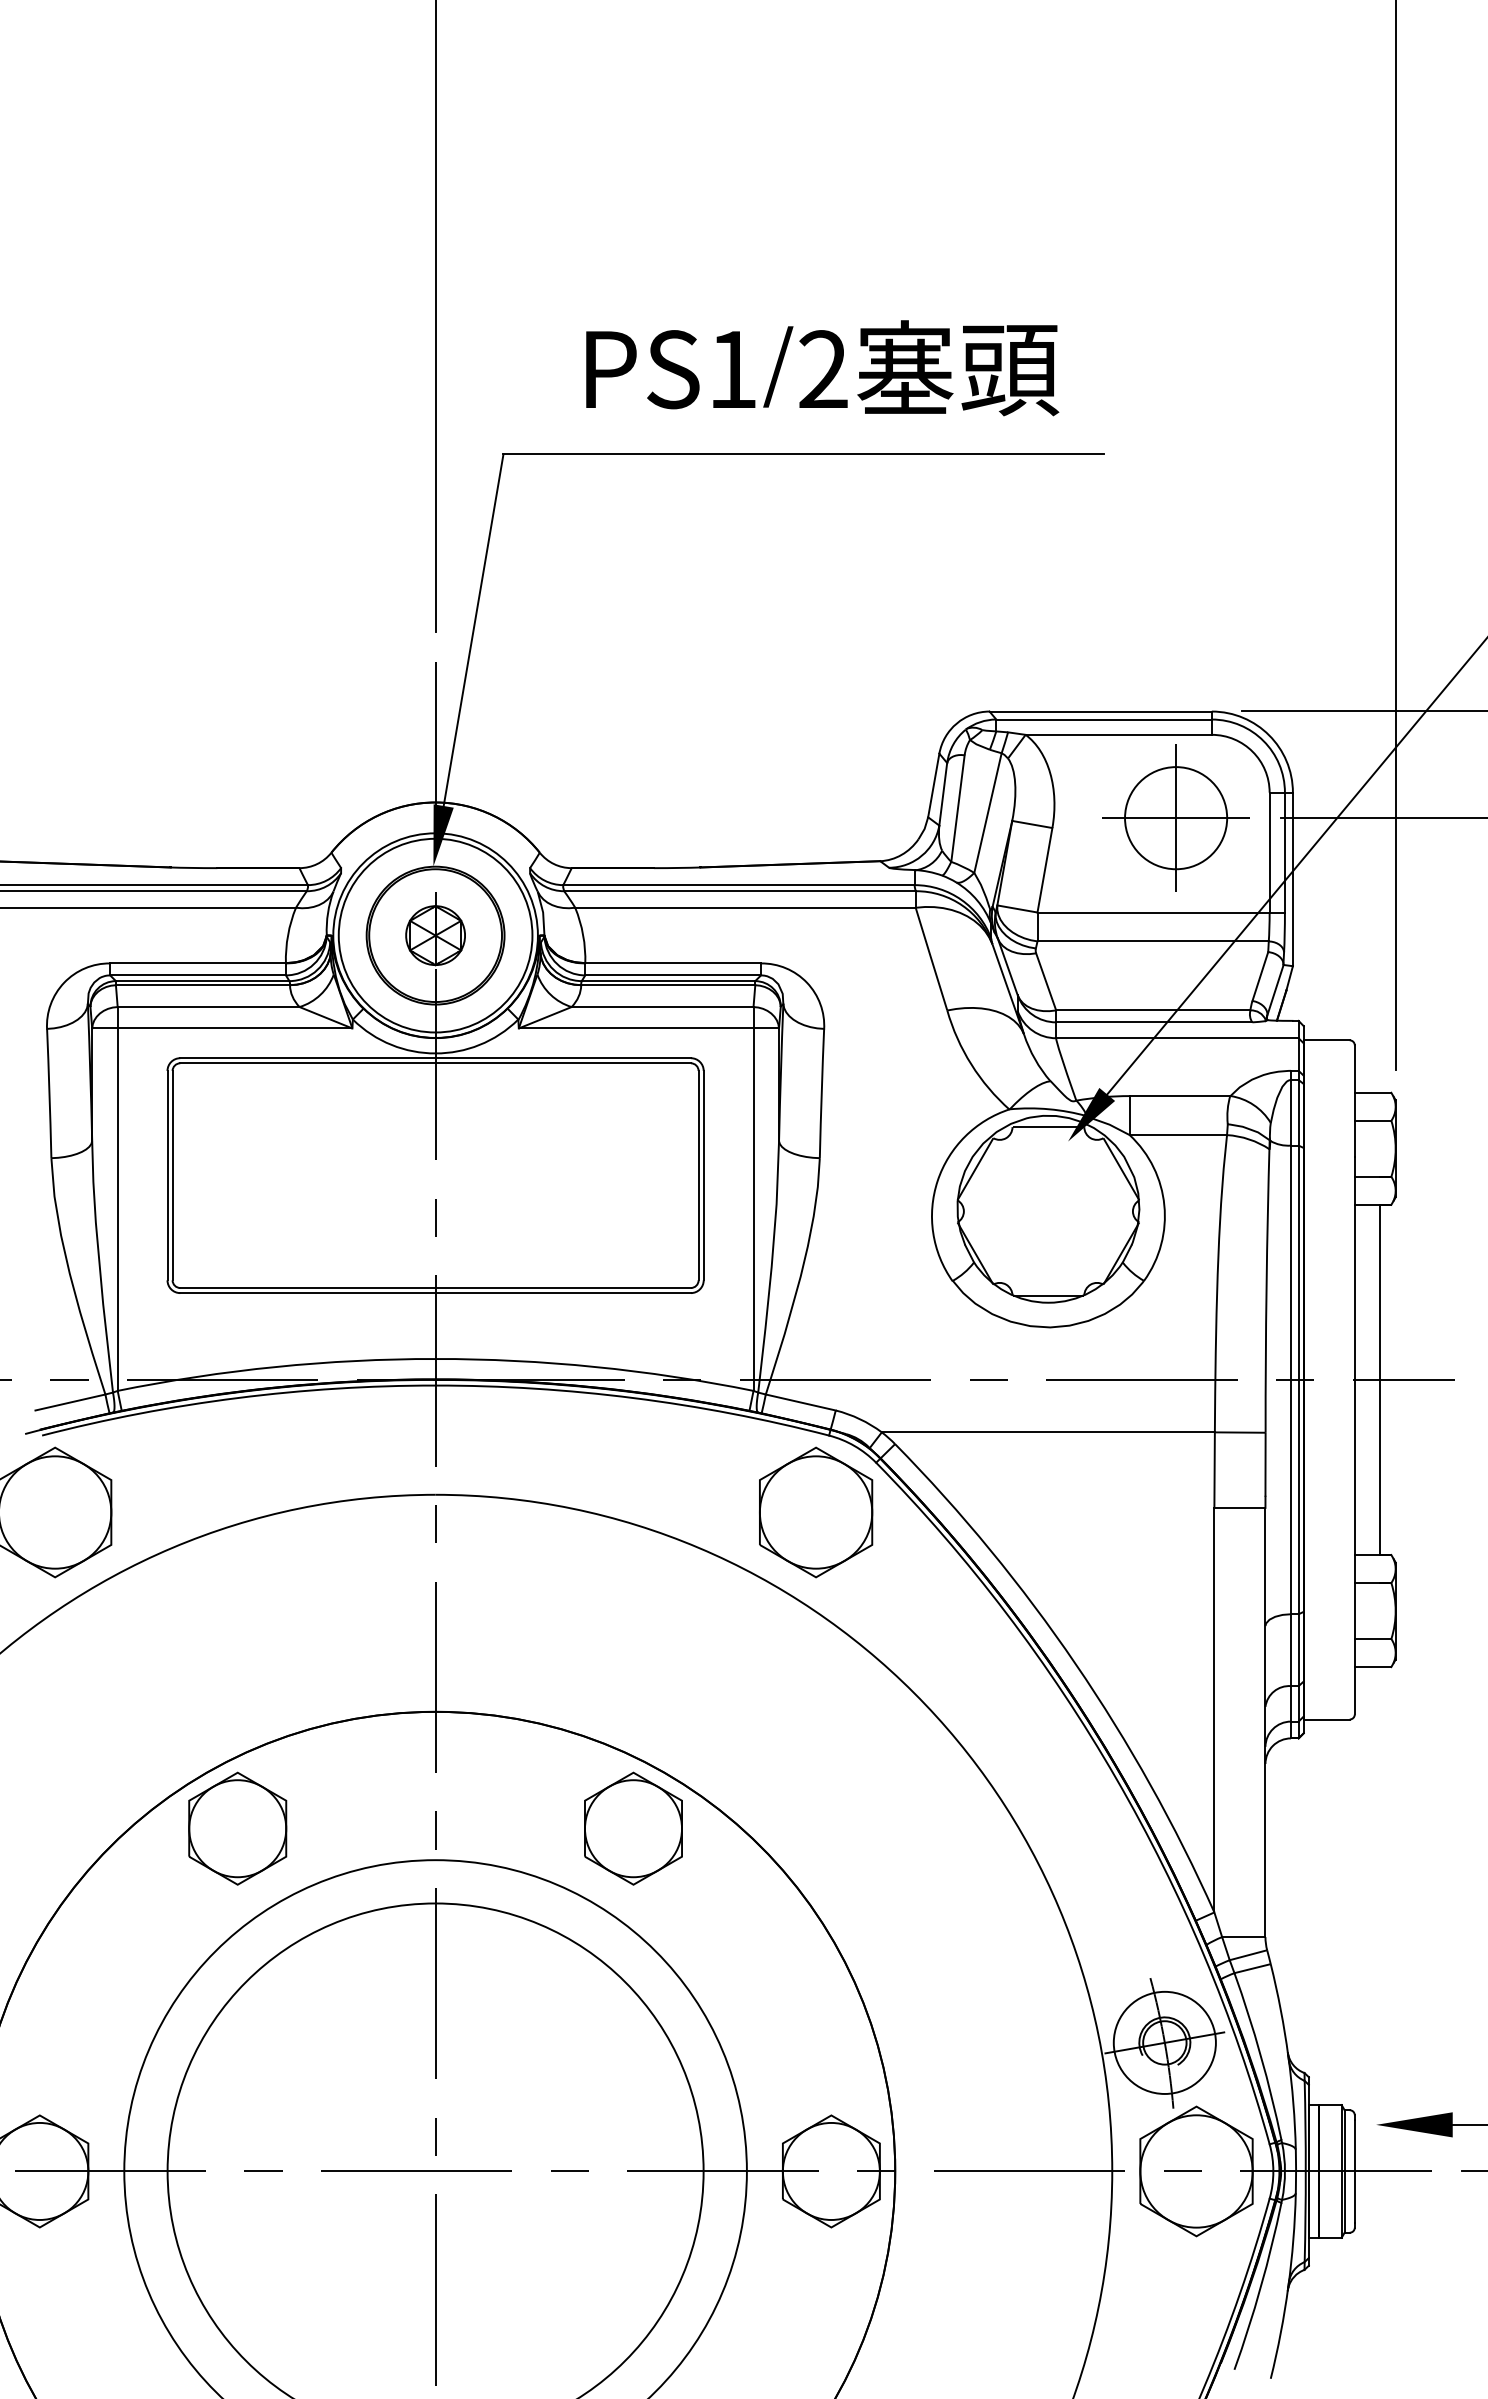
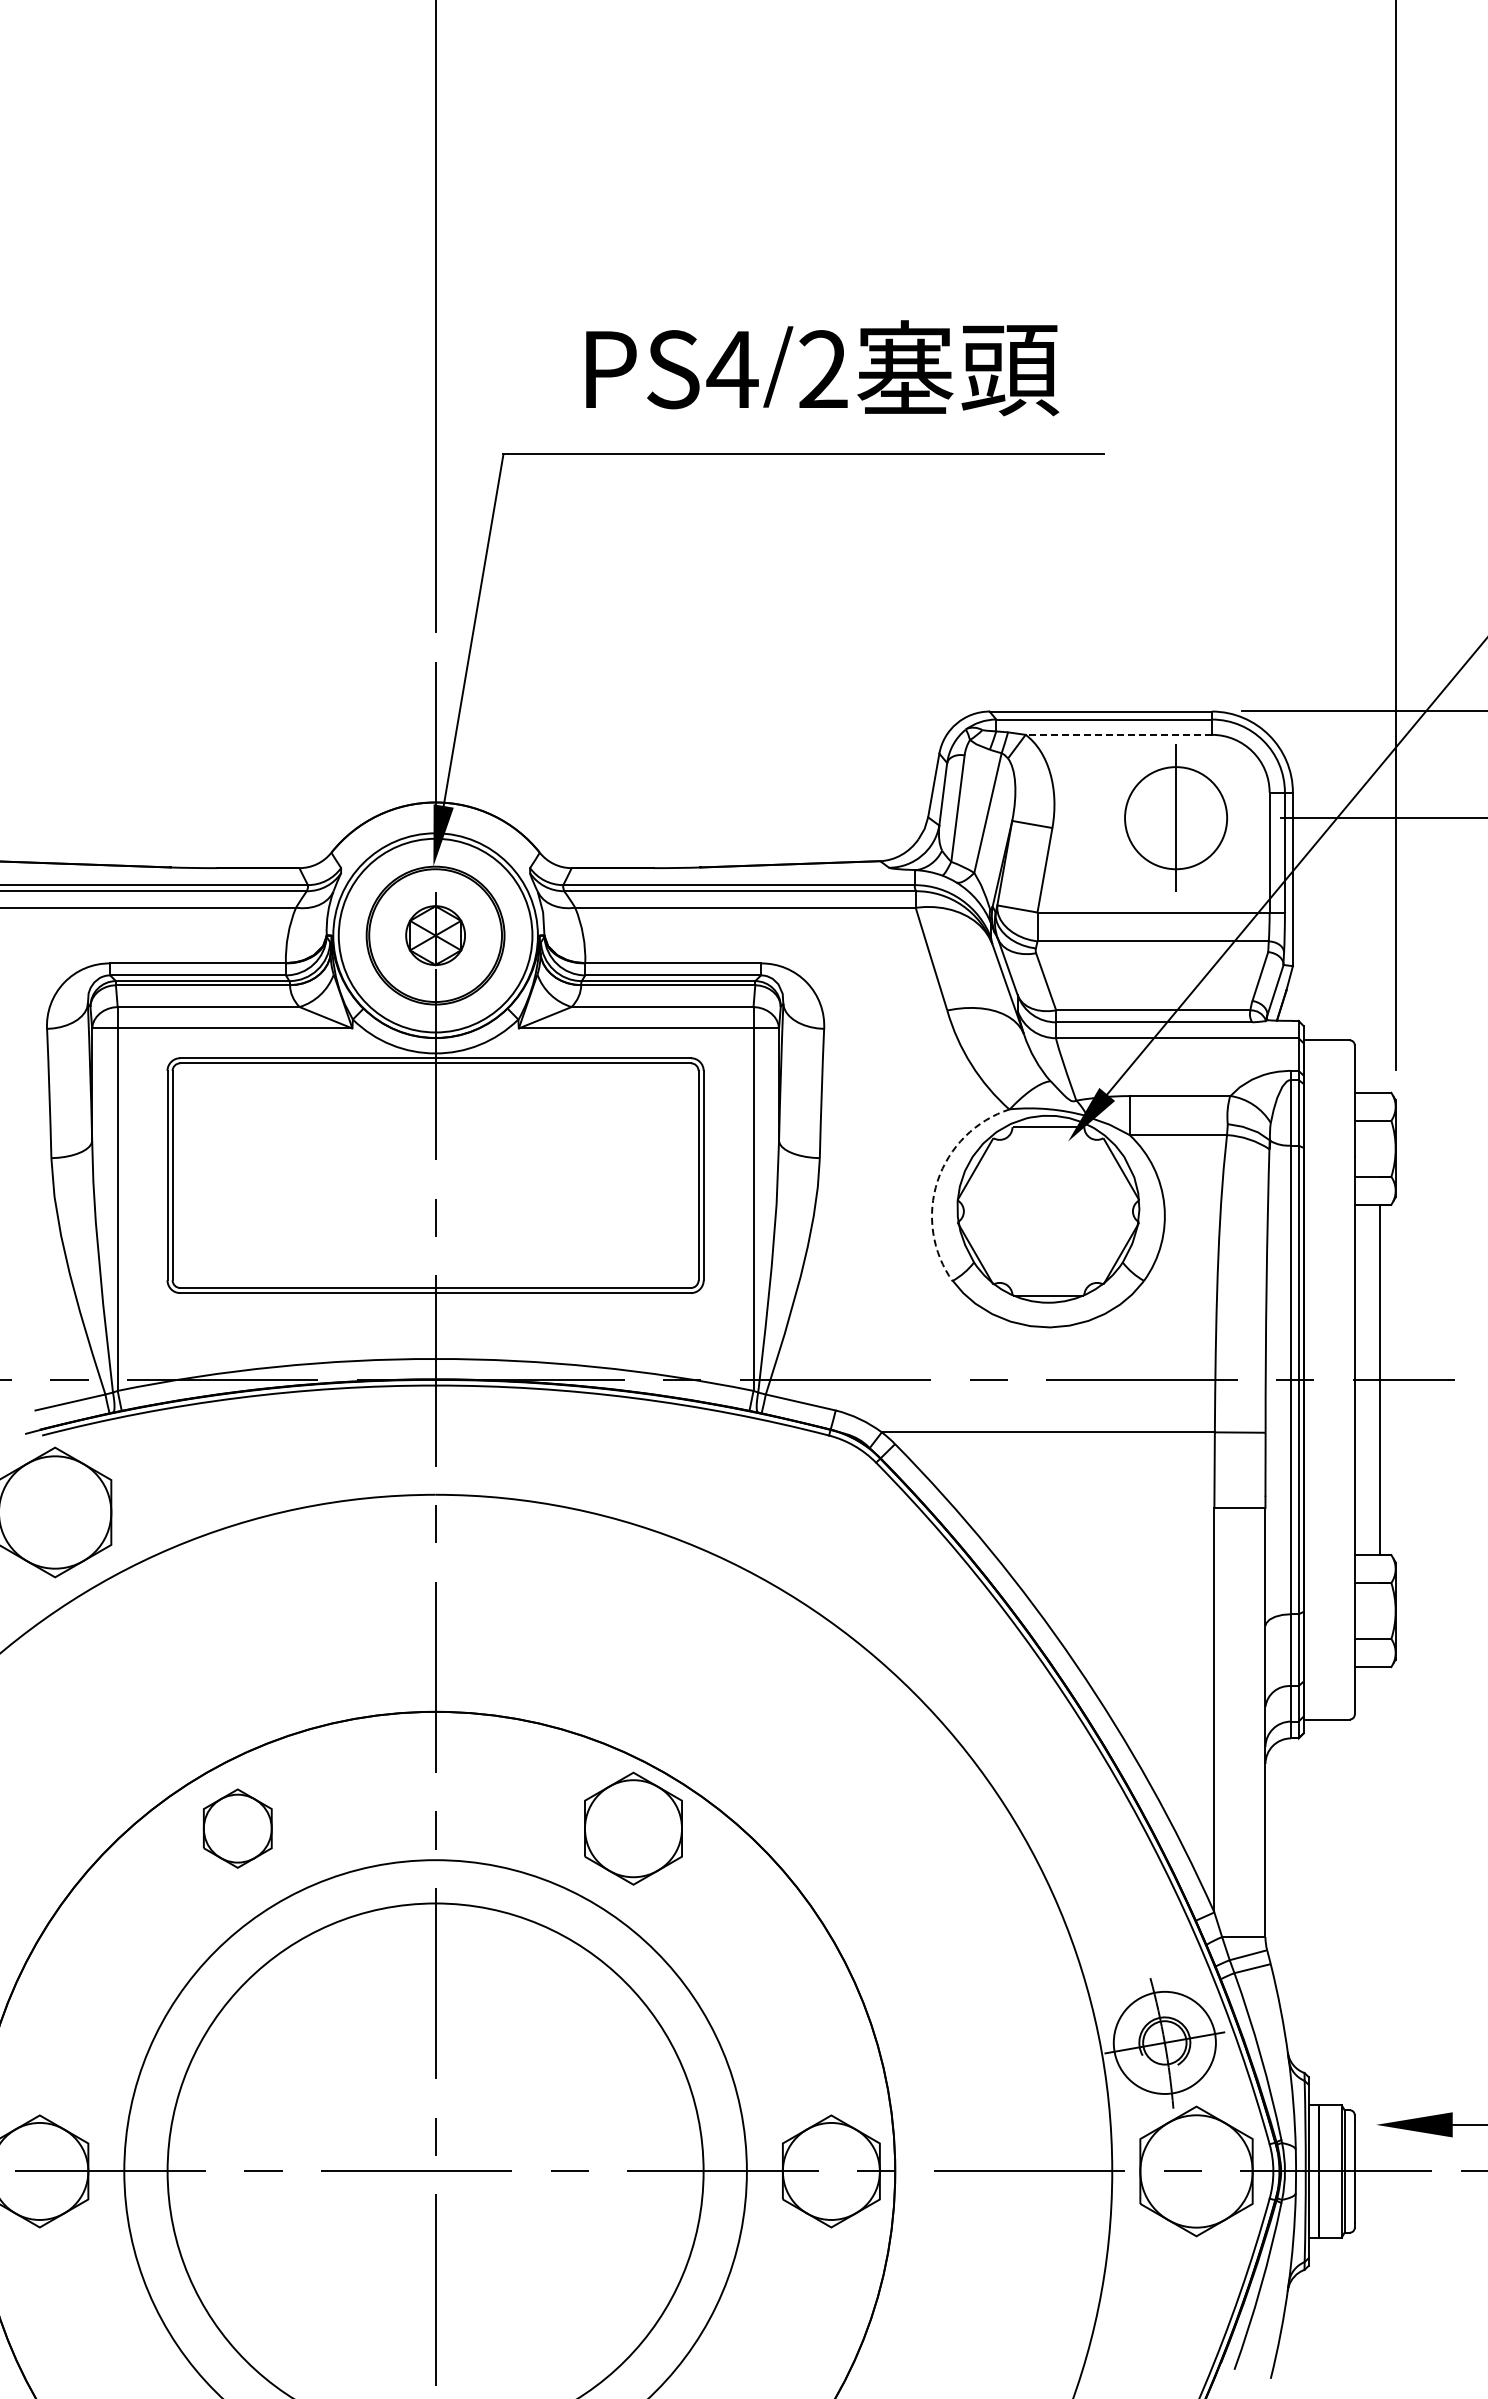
text: PS1 -> PS4 (732, 369)
line: solid -> dashed (1118, 734)
line: present -> none (1175, 818)
arc: solid -> dashed (937, 1180)
part: present -> none (816, 1512)
part size: 100x115 px -> 71x81 px (237, 1828)
